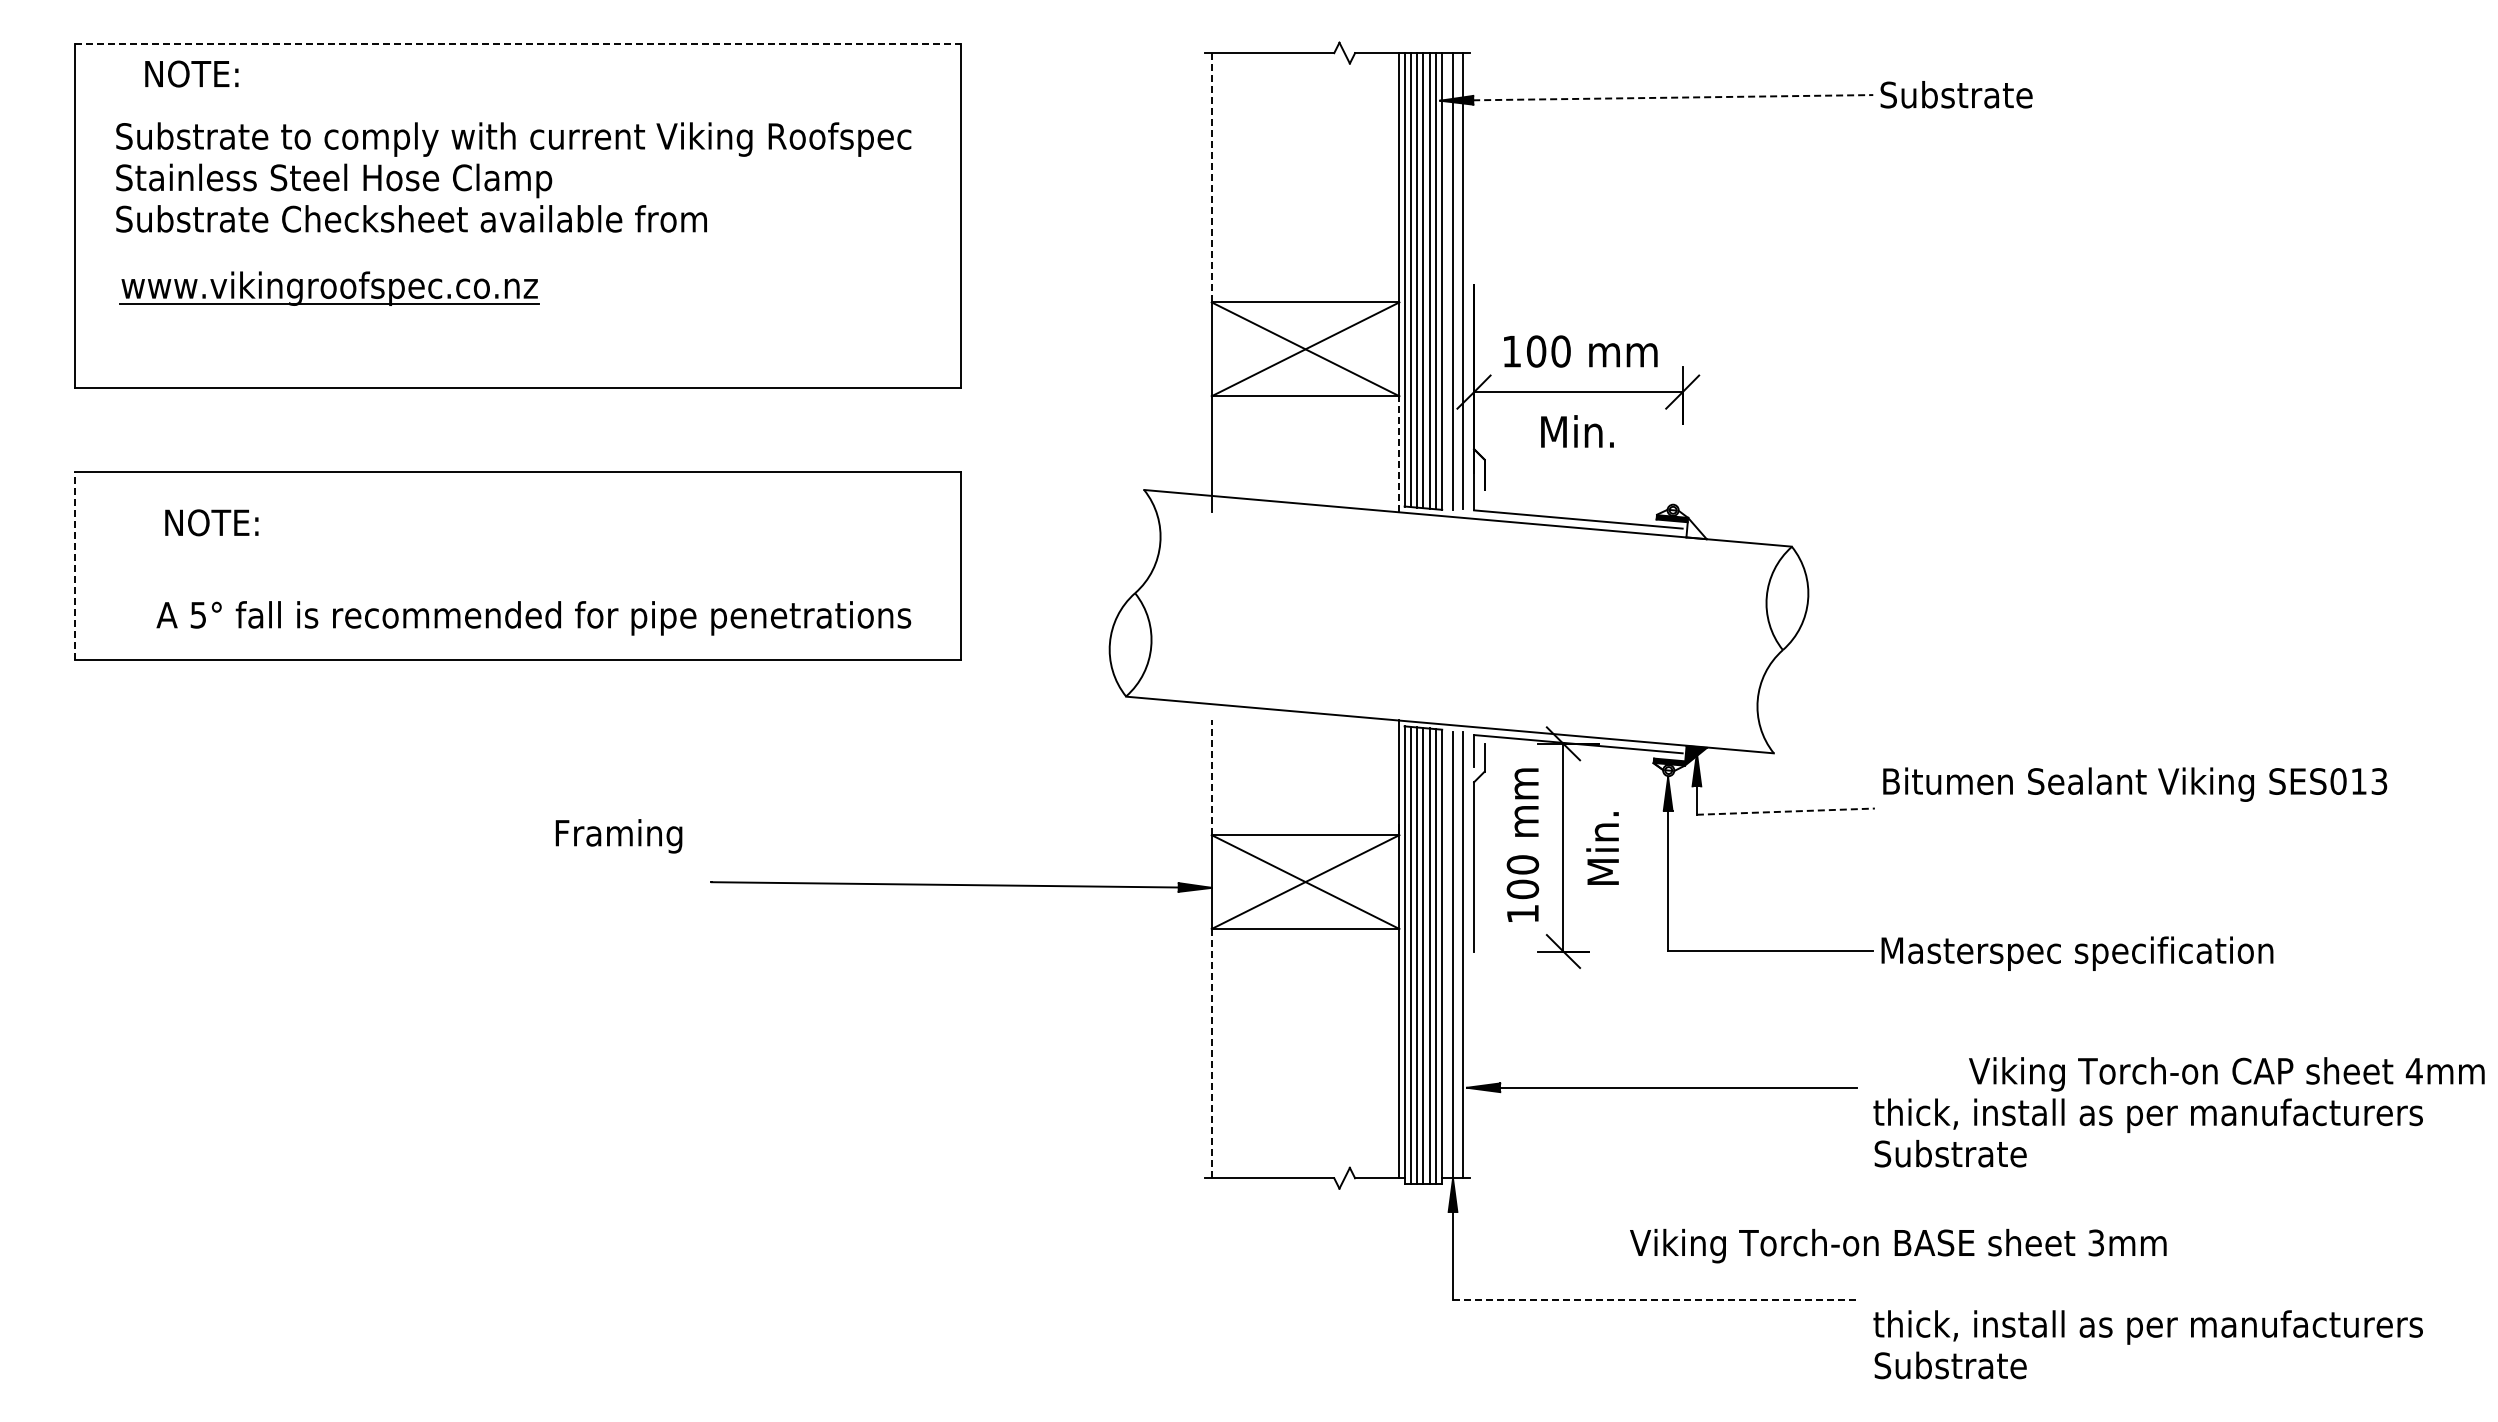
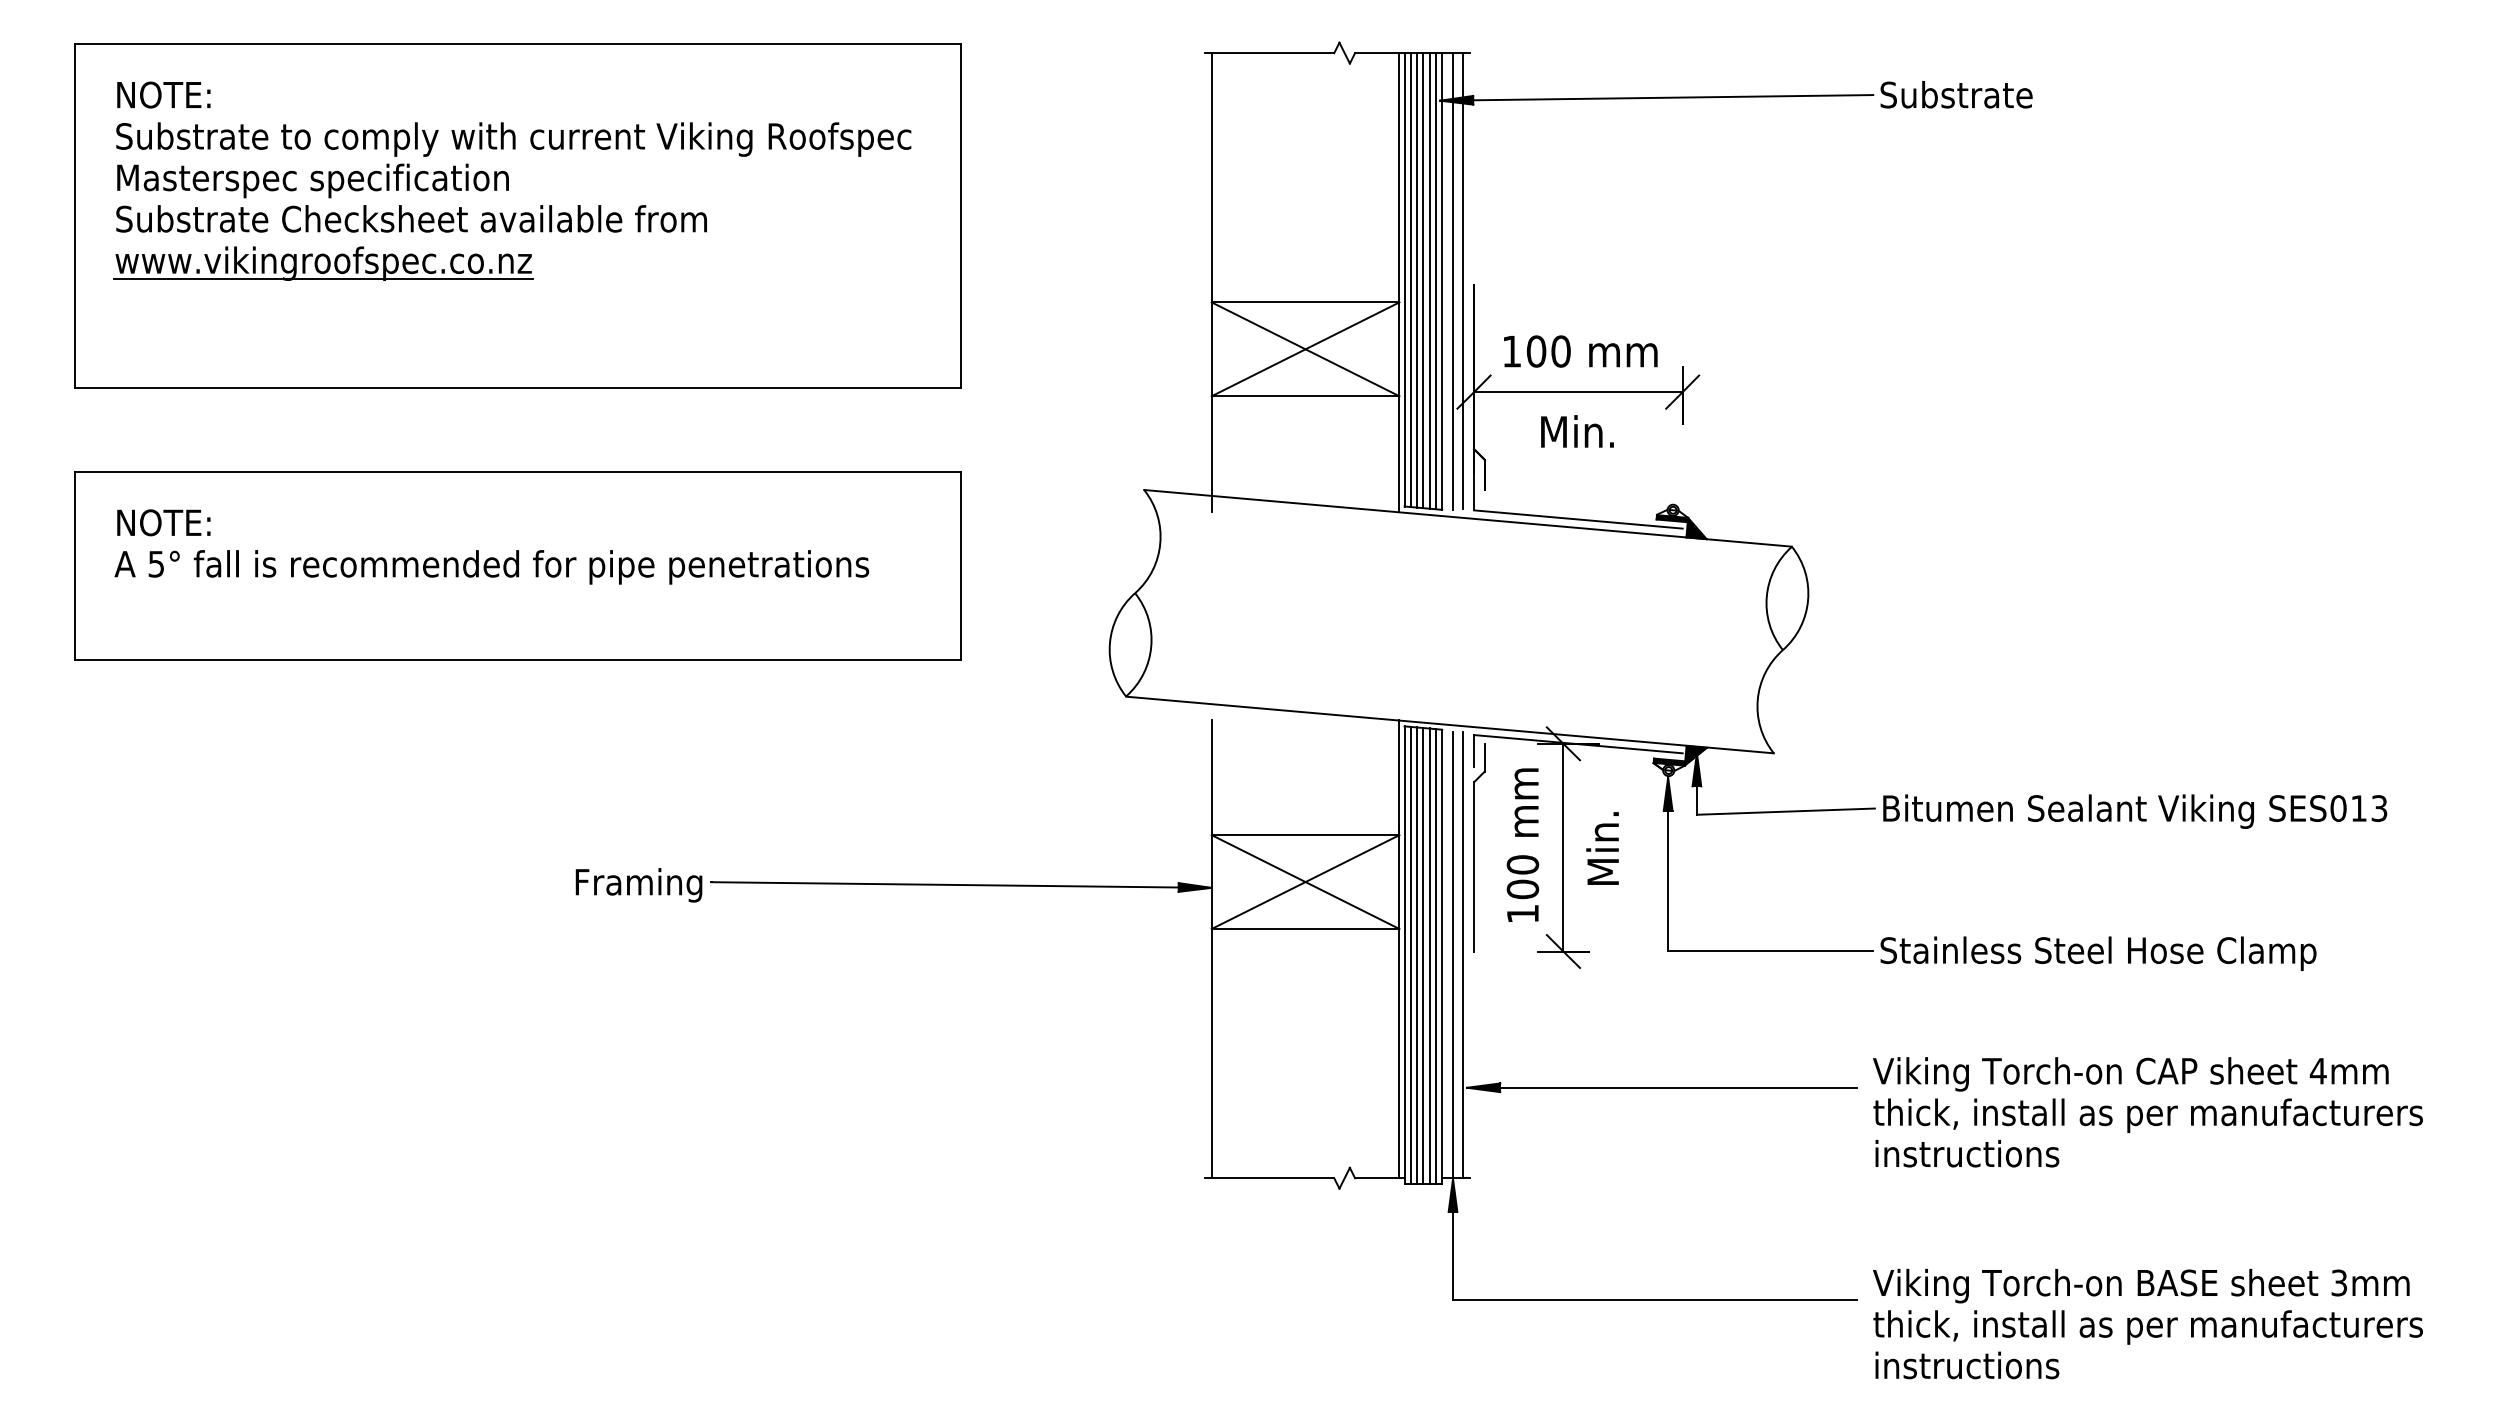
line: dashed -> solid (518, 44)
text position: (191, 73) -> (163, 94) (163, 94)
line: dashed -> solid (1656, 97)
line: dashed -> solid (1211, 177)
text: Stainless Steel Hose Clamp -> Masterspec specification (334, 180)
part position: (329, 288) -> (323, 263) (323, 263)
line: dashed -> solid (1399, 454)
text position: (211, 522) -> (163, 522) (163, 522)
fill: none -> present (1696, 528)
line: dashed -> solid (74, 566)
text position: (533, 618) -> (491, 567) (491, 567)
line: dashed -> solid (1211, 777)
text position: (2135, 784) -> (2135, 811) (2135, 811)
line: dashed -> solid (1786, 811)
text position: (618, 836) -> (638, 885) (638, 885)
text: Masterspec specification -> Stainless Steel Hose Clamp (2098, 953)
line: dashed -> solid (1211, 1053)
text position: (2226, 1074) -> (2130, 1074) (2130, 1074)
text: Substrate -> instructions (1966, 1153)
text position: (1898, 1245) -> (2141, 1285) (2141, 1285)
line: dashed -> solid (1654, 1299)
text: Substrate -> instructions (1966, 1365)
